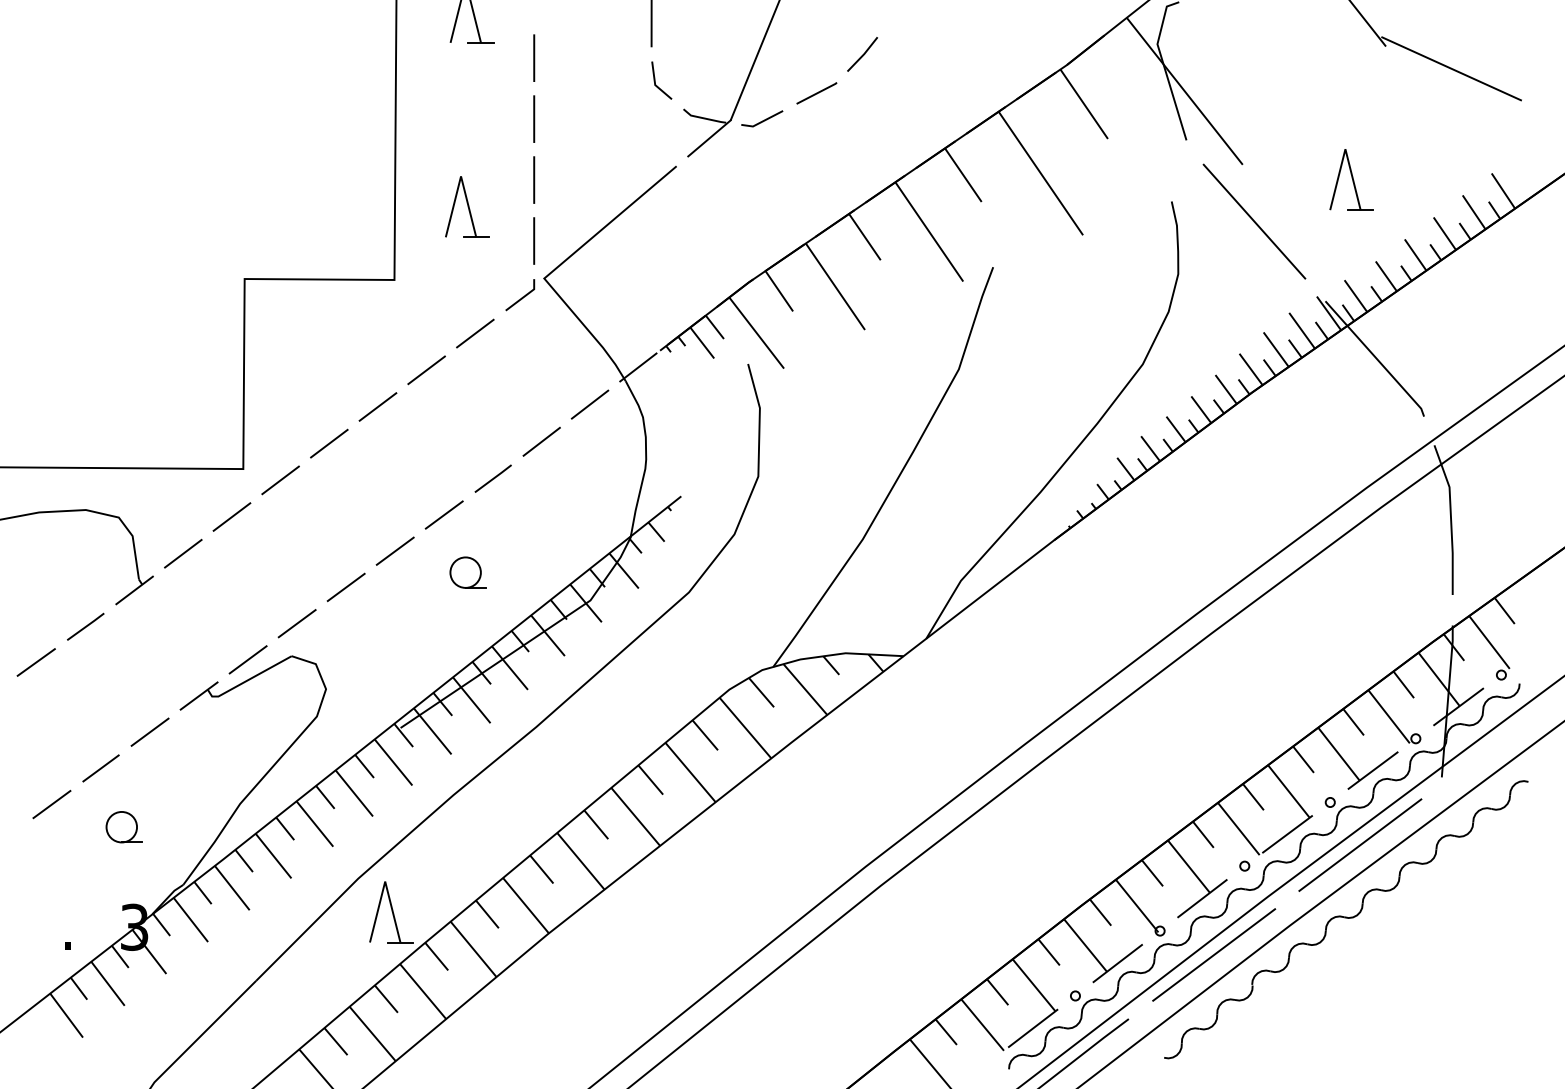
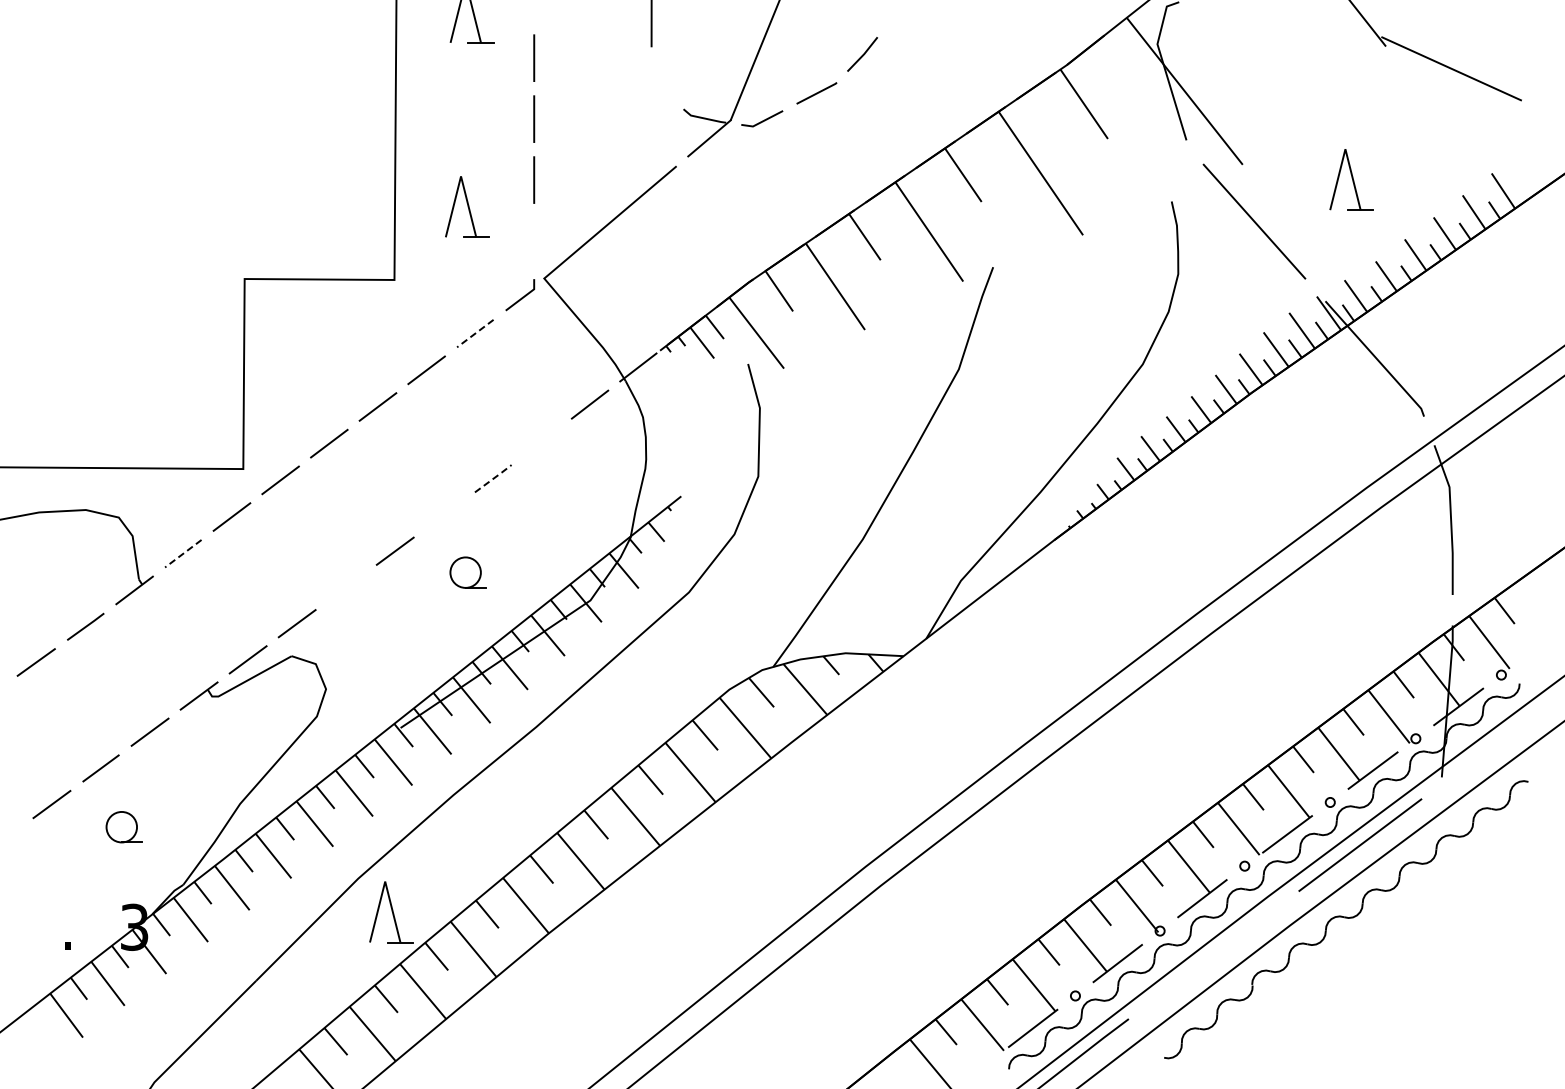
line: present -> none (655, 80)
line: present -> none (534, 240)
line: solid -> dashed (475, 333)
line: present -> none (541, 441)
line: solid -> dashed (493, 478)
line: present -> none (443, 514)
line: solid -> dashed (183, 553)
line: present -> none (345, 587)
line: present -> none (1214, 954)
